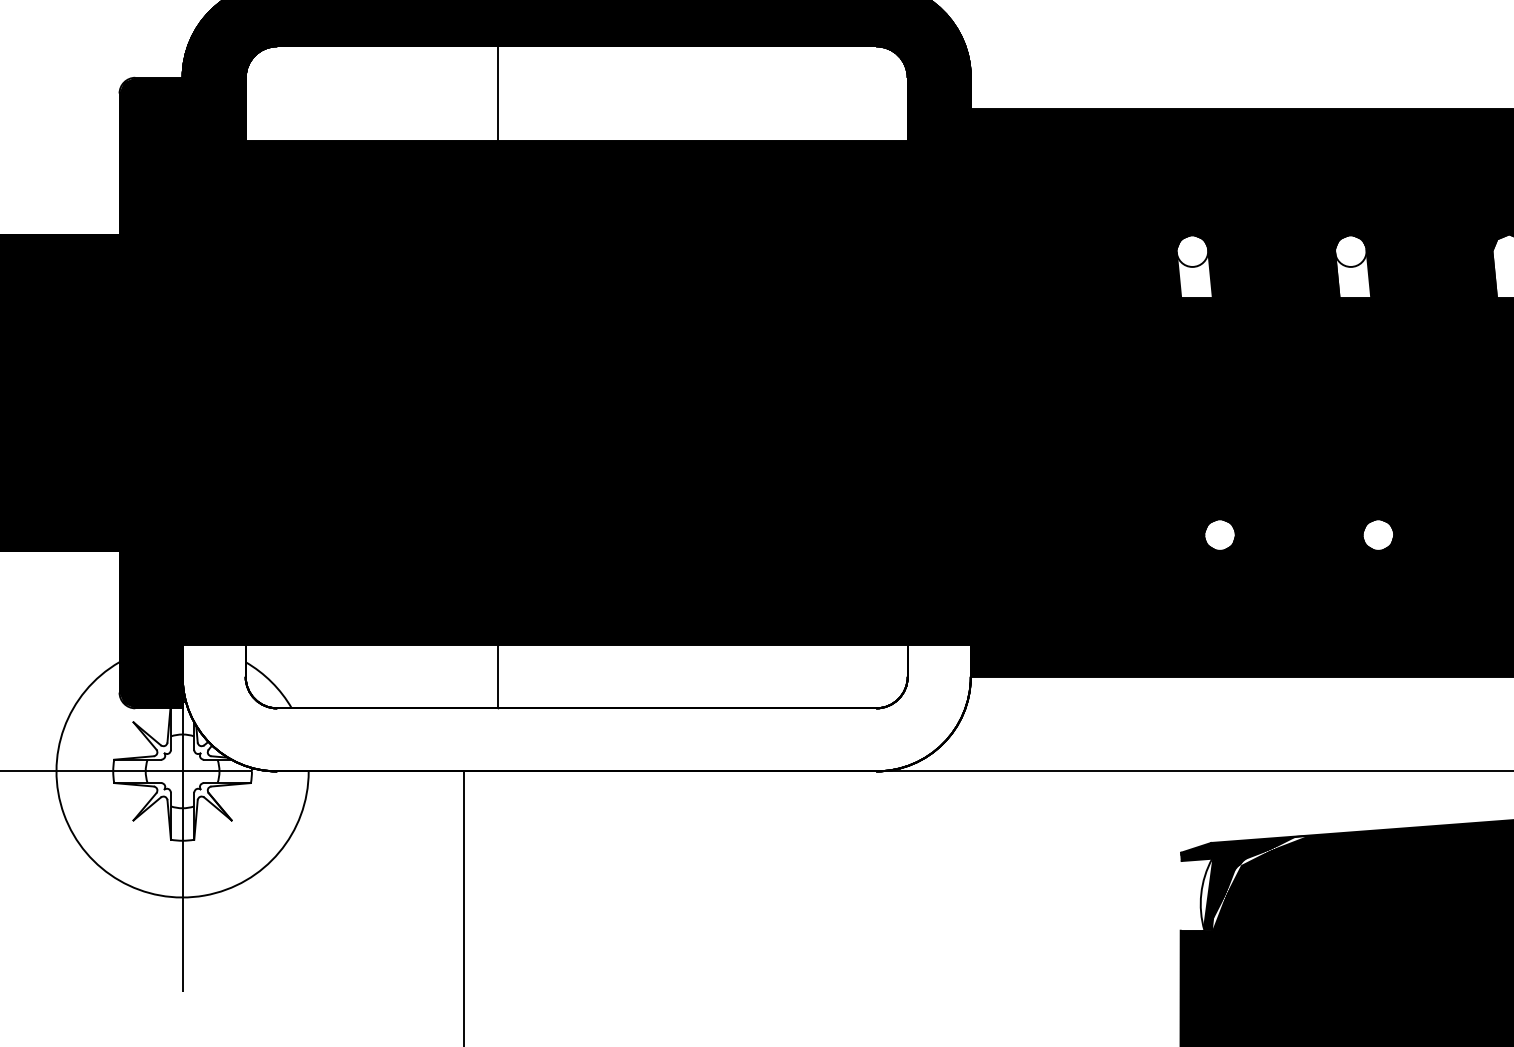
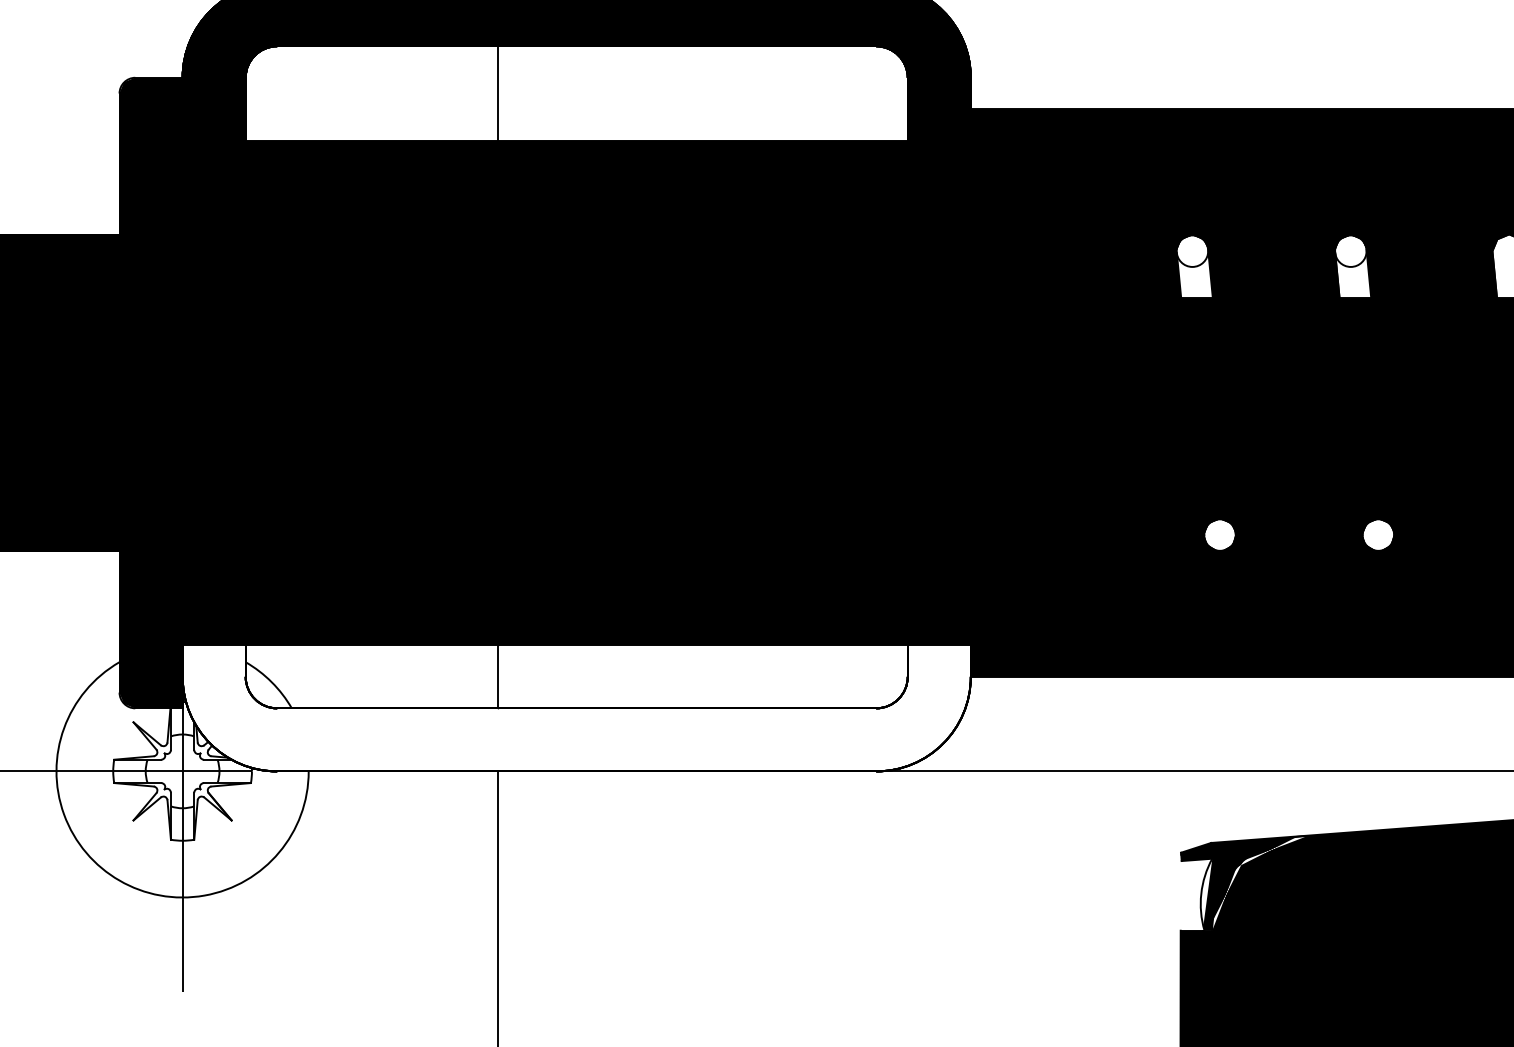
line position: (463, 907) -> (497, 907) (497, 907)
